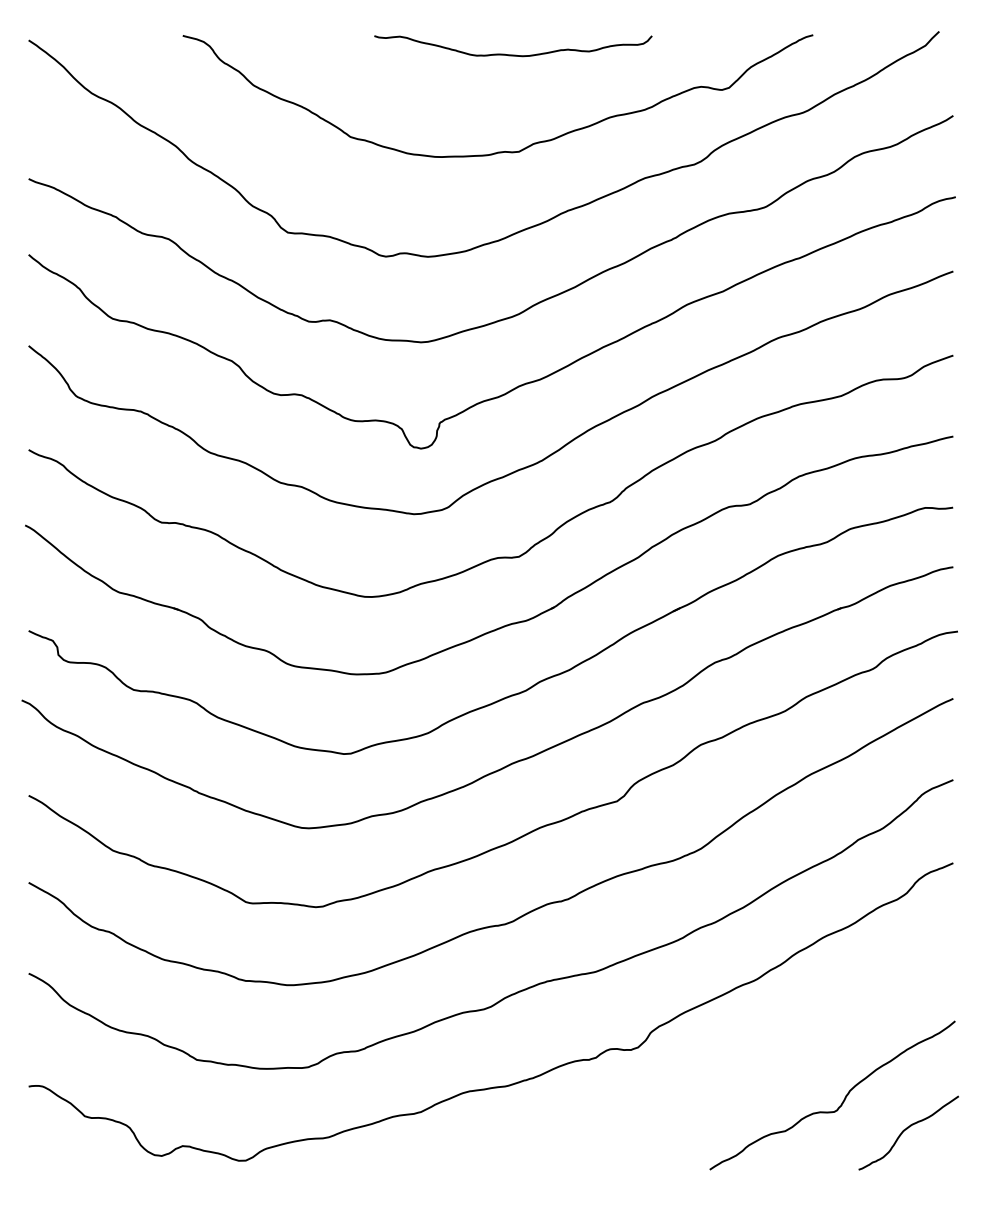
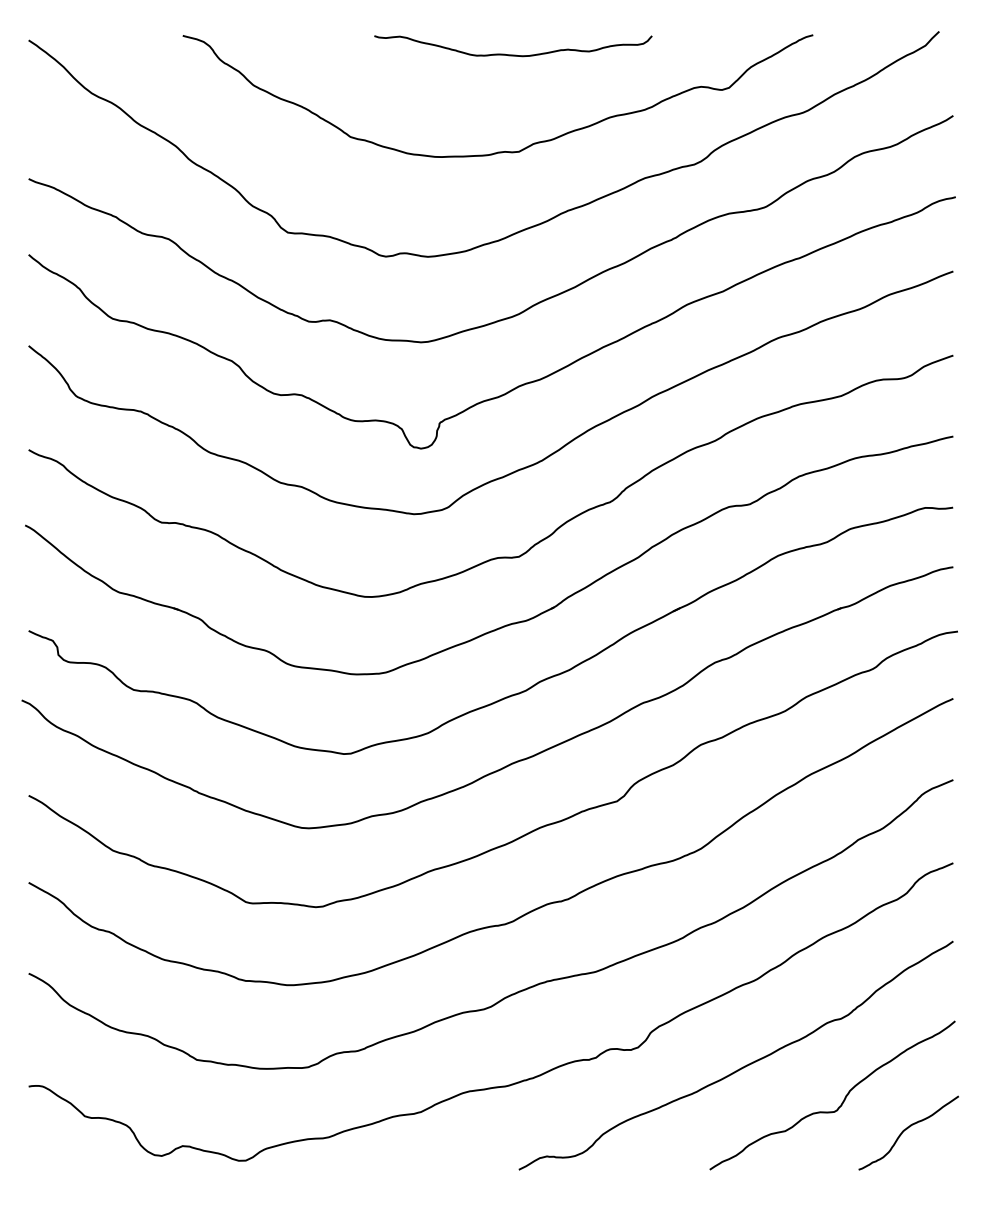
curve: none -> present (741, 1067)
